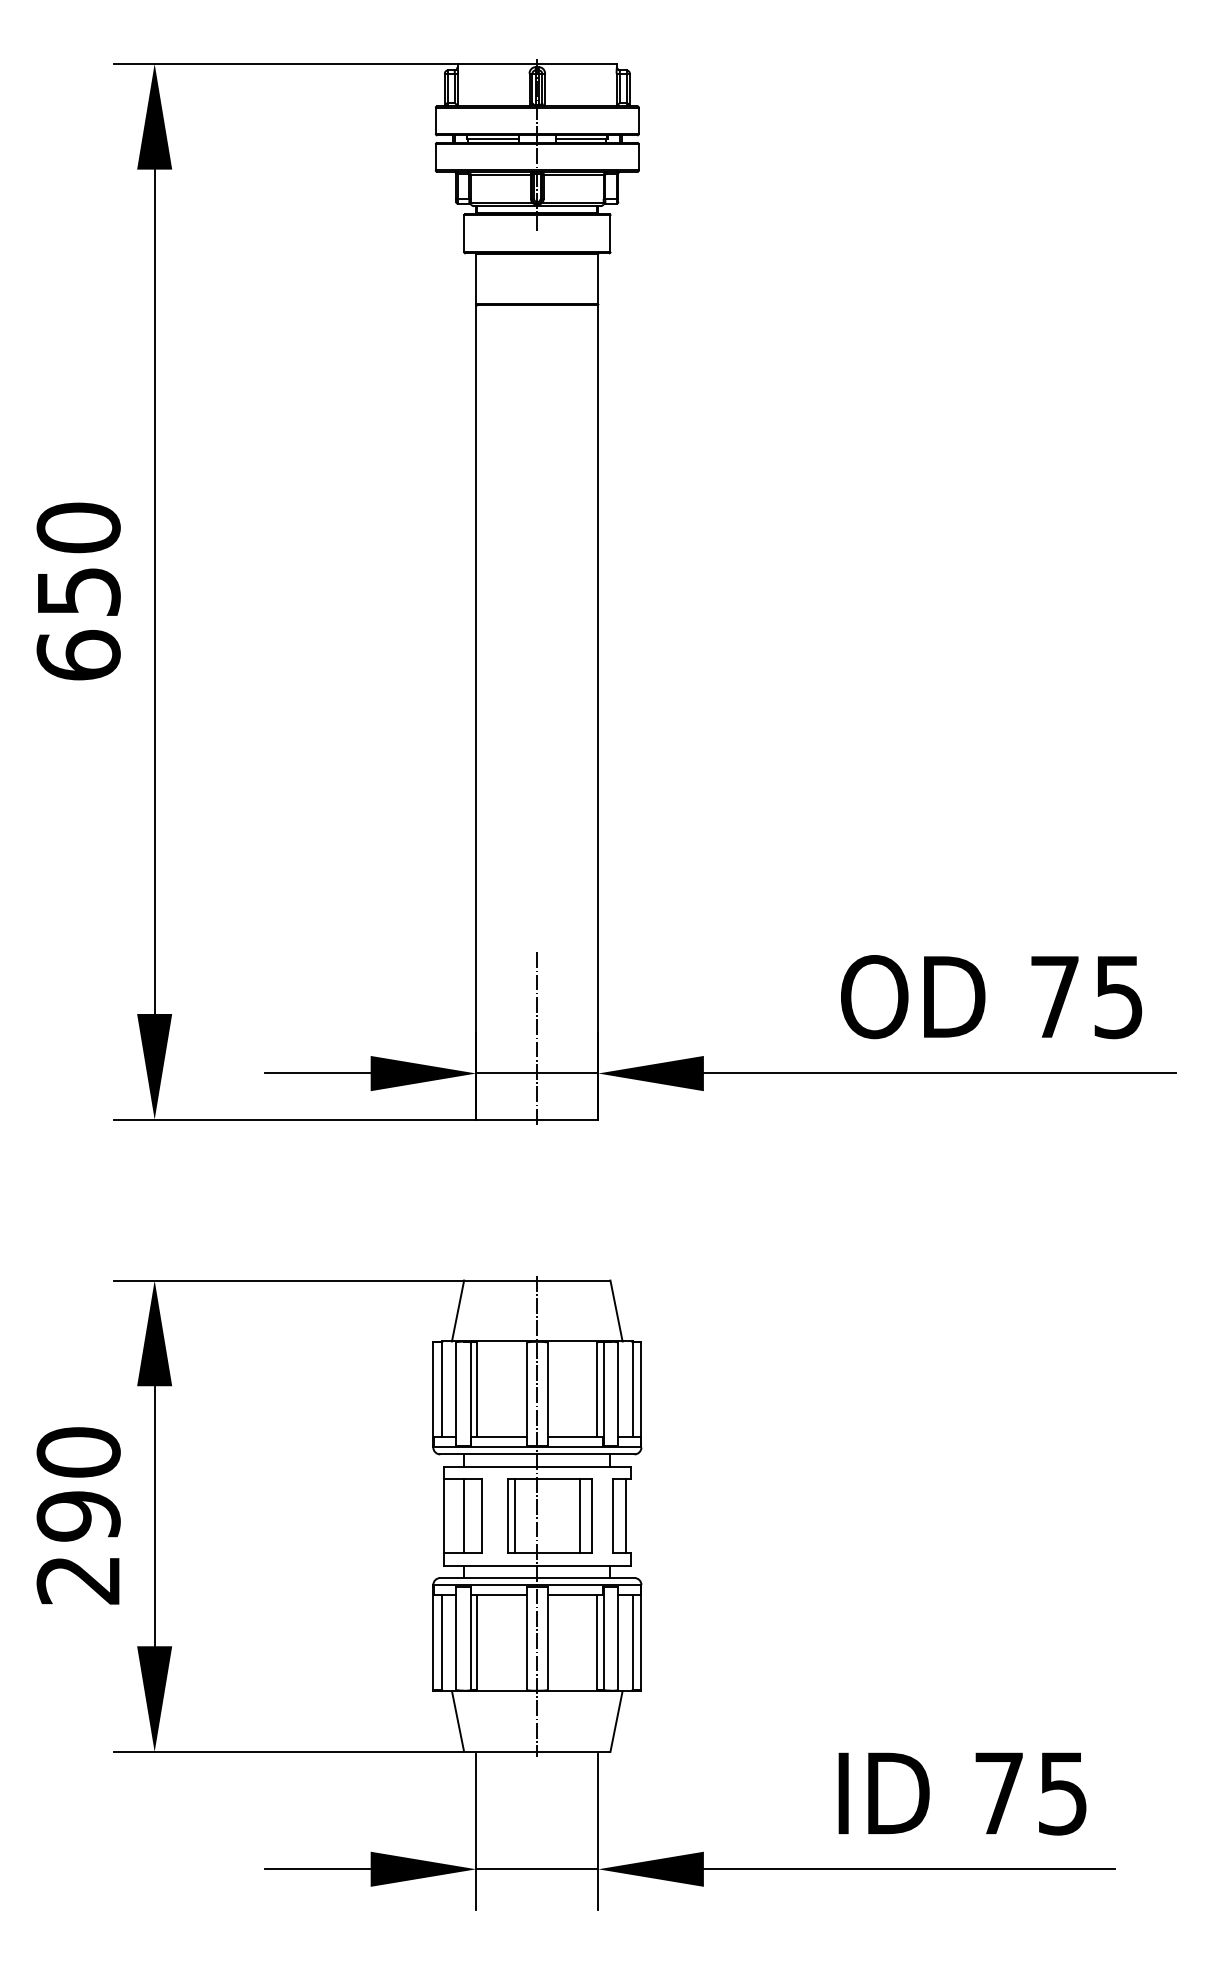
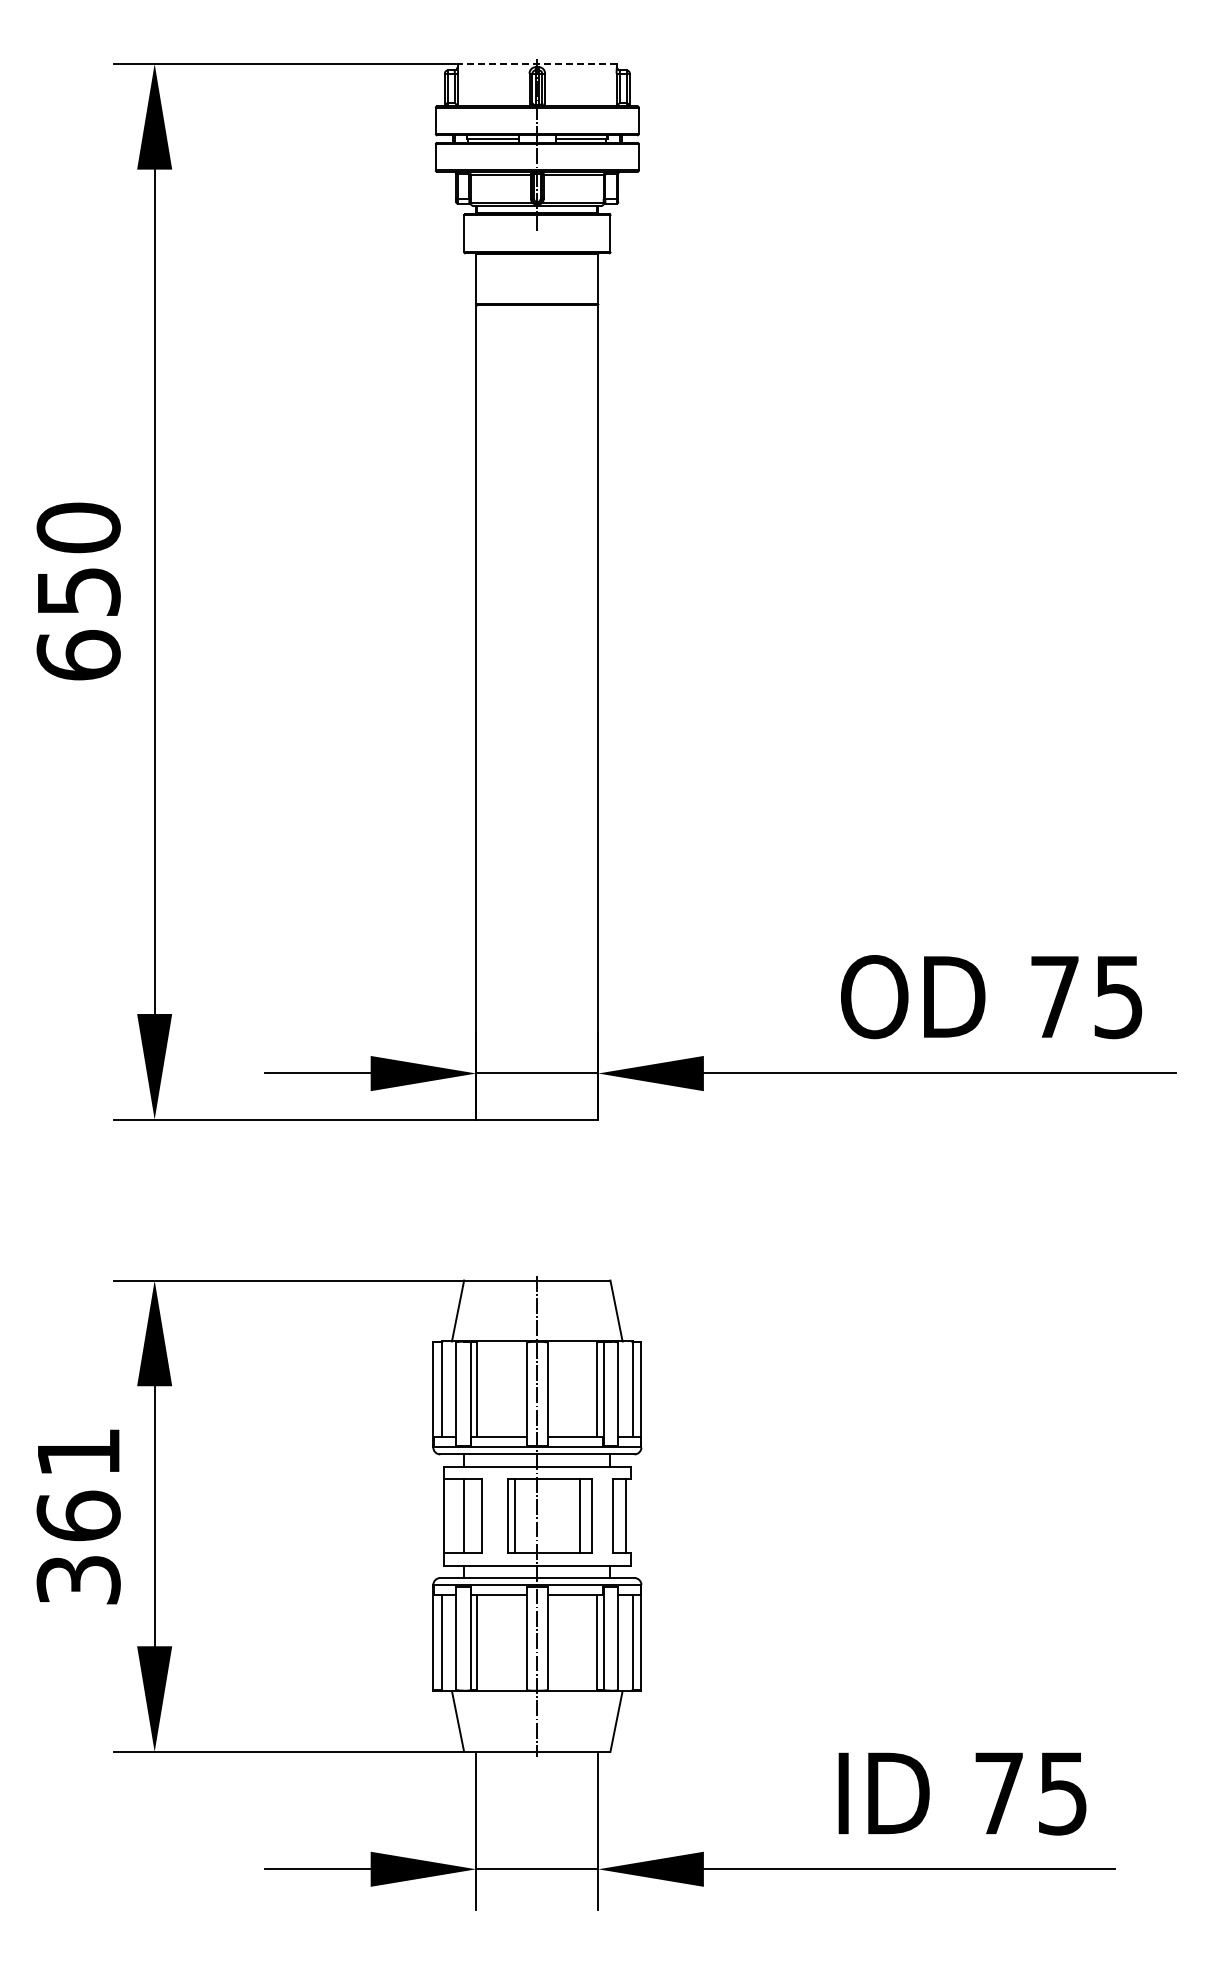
line: solid -> dashed (537, 63)
line: present -> none (537, 1038)
text: 290 -> 361 (78, 1515)
